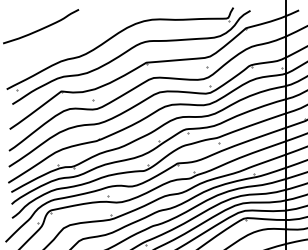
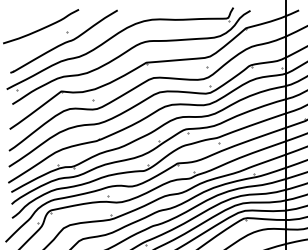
part: none -> present (63, 41)
